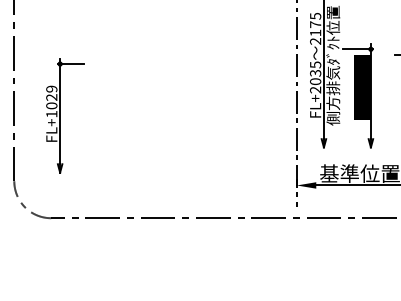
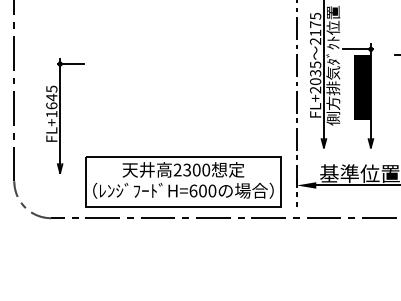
text: FL+1029 -> FL+1645 (51, 97)
part: none -> present (183, 181)
